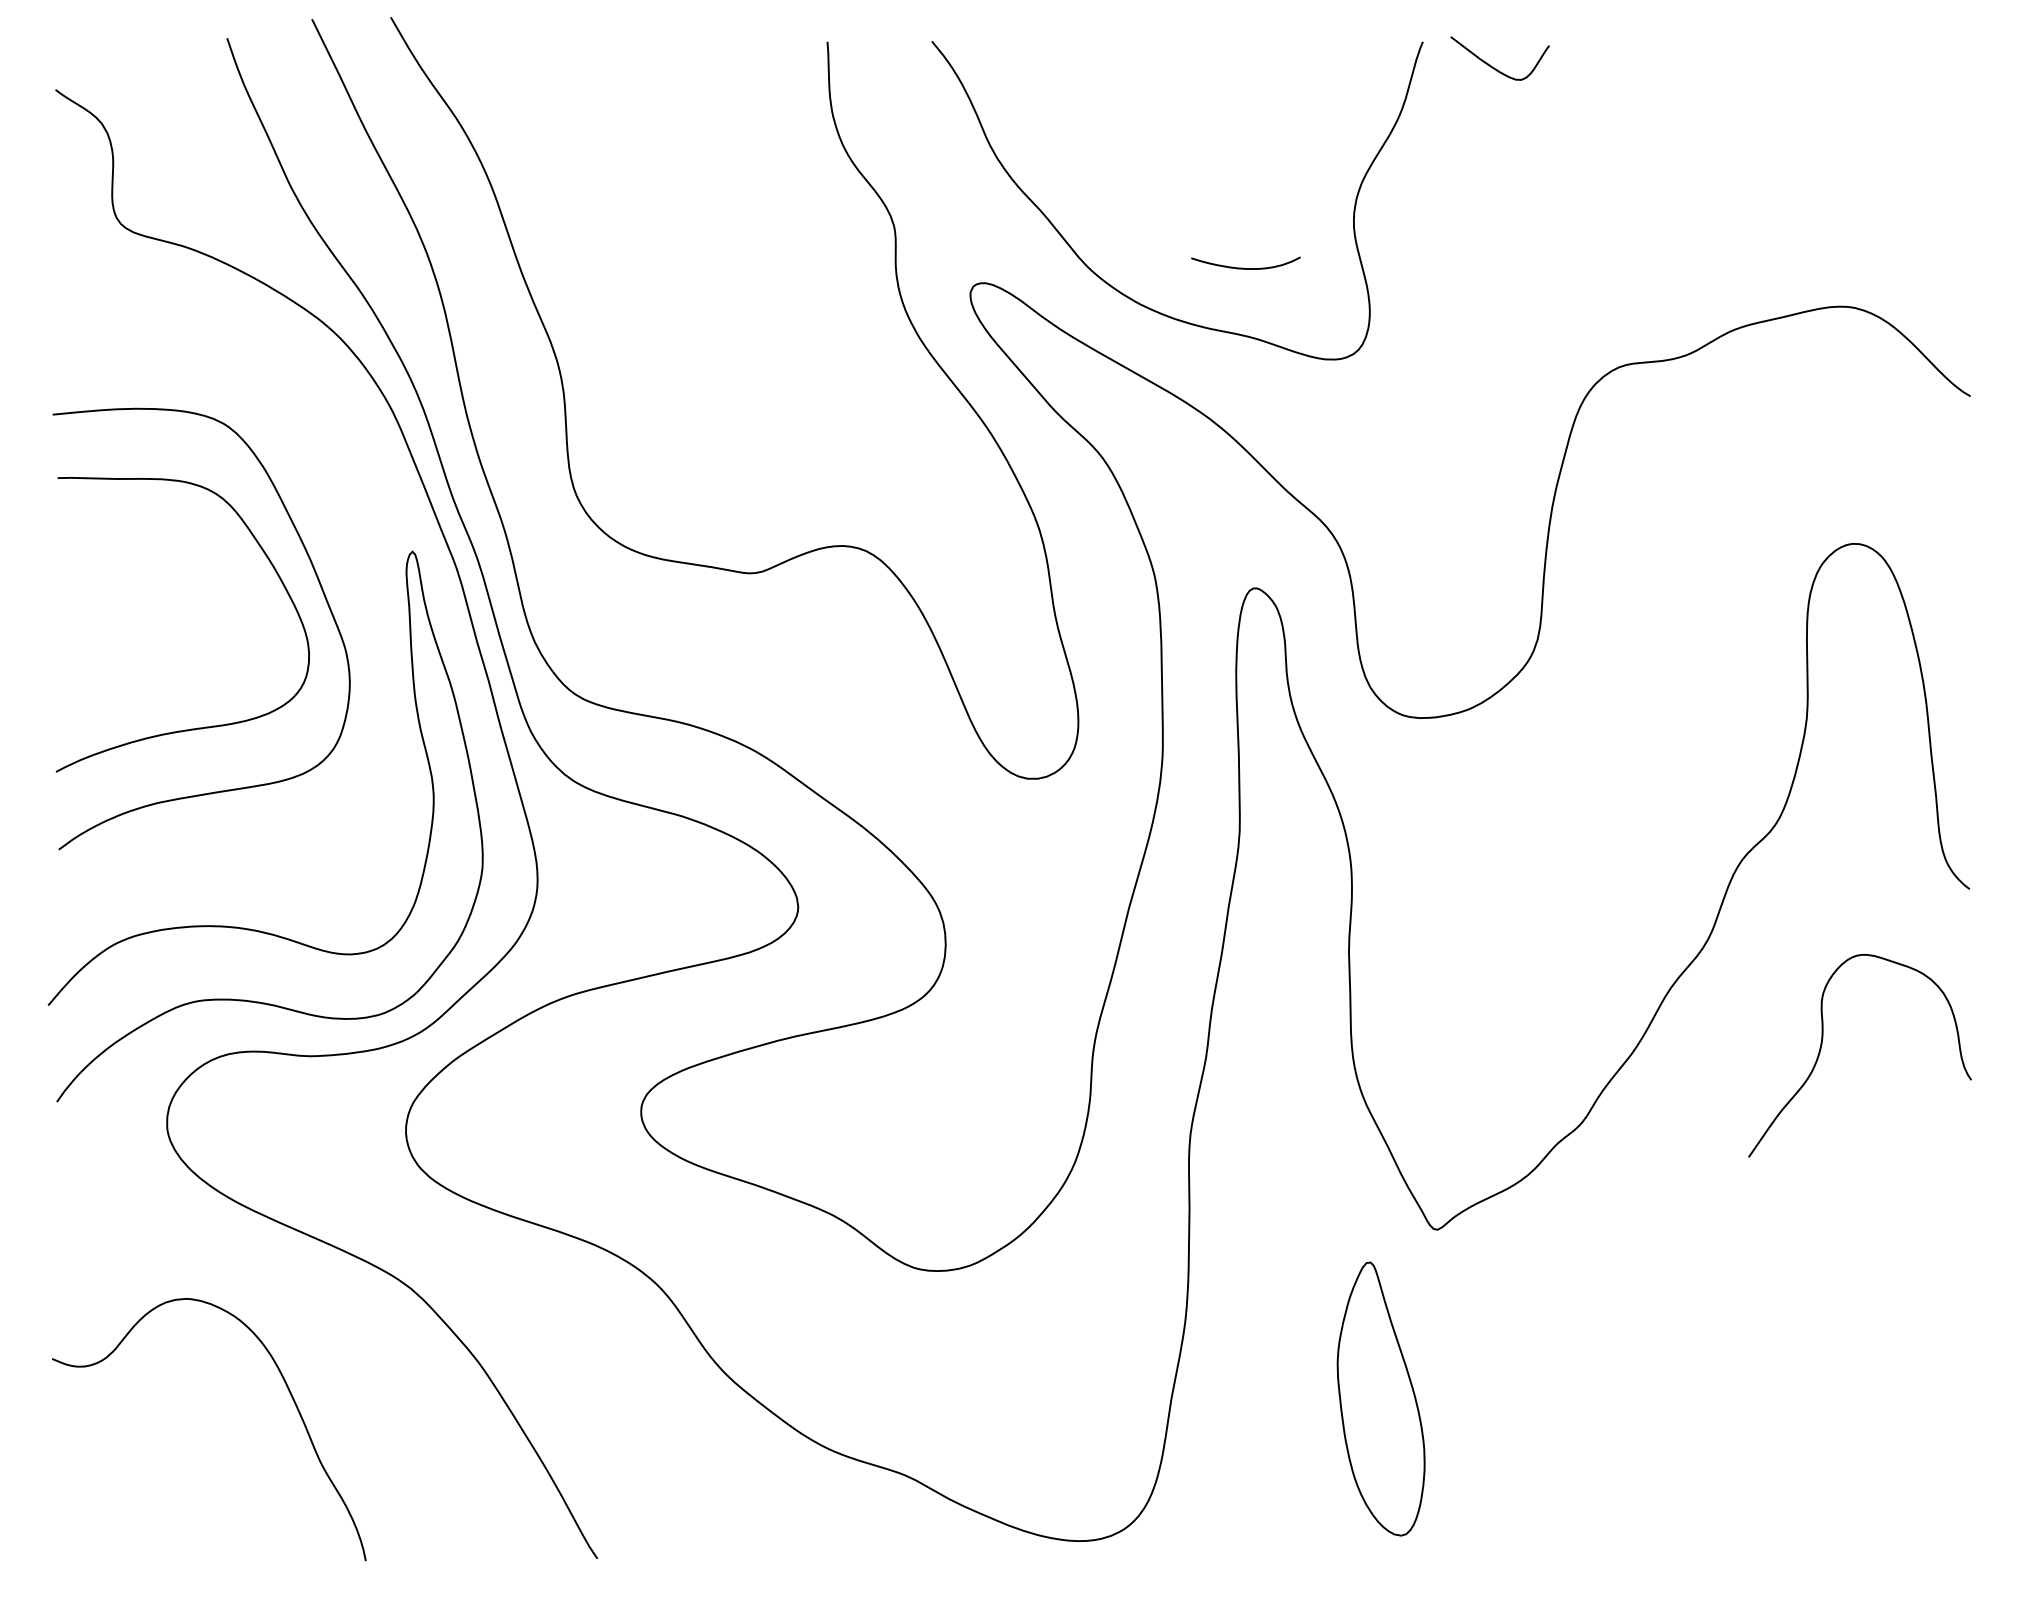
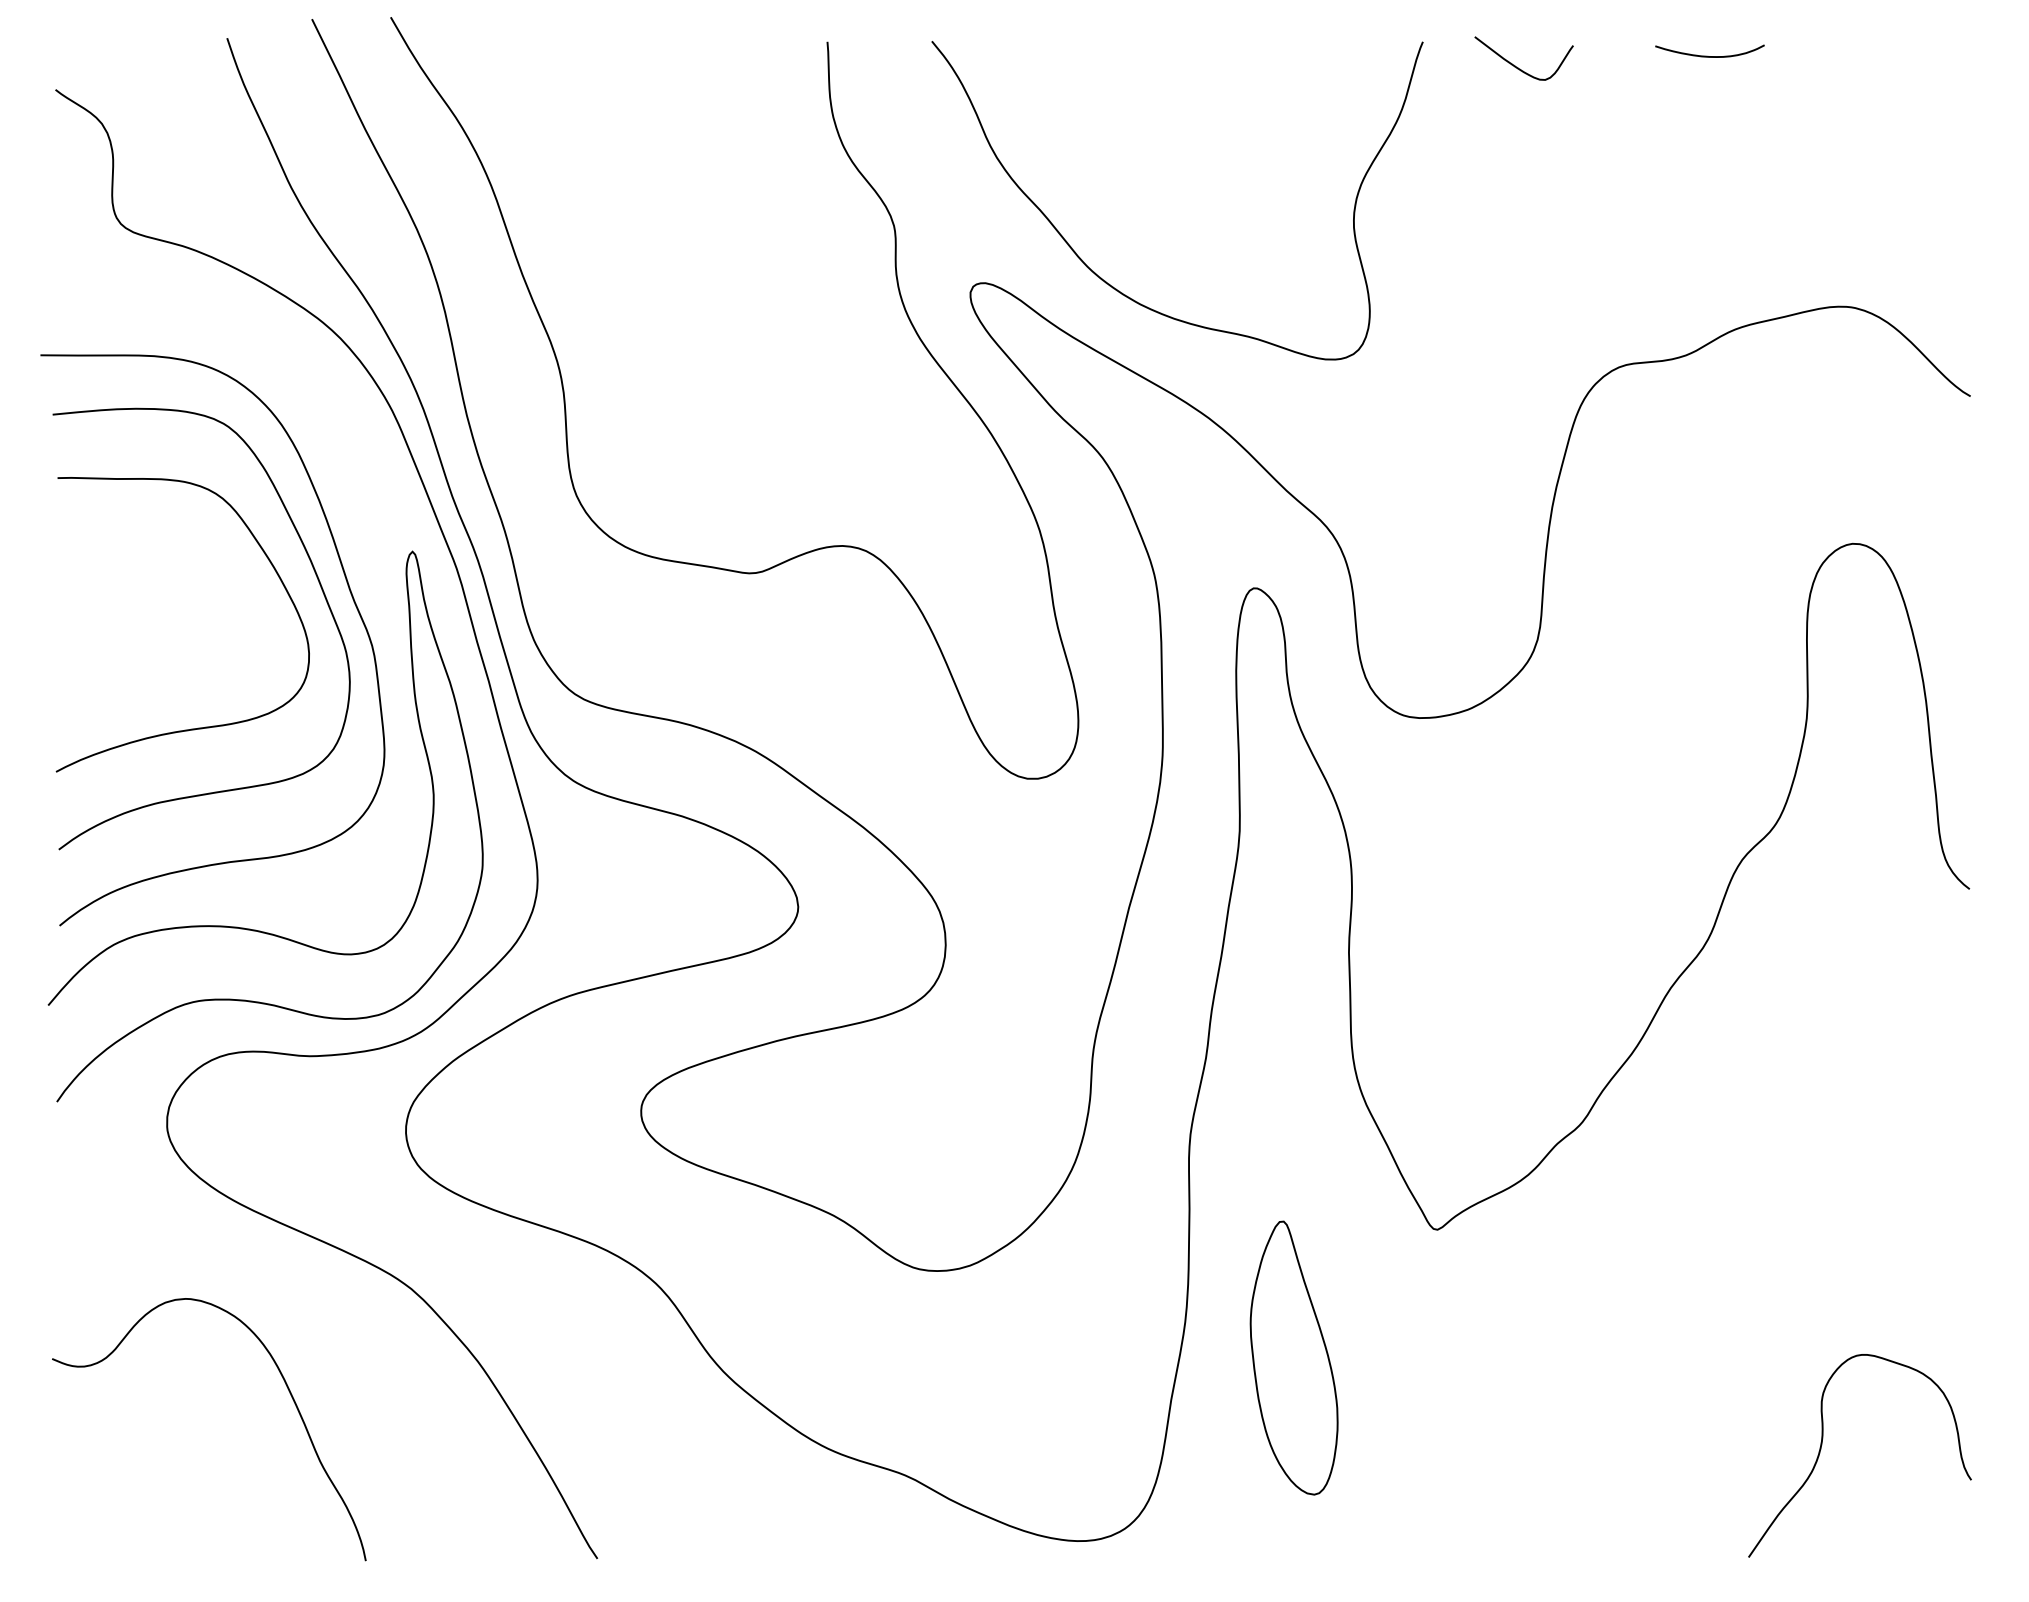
curve position: (1494, 67) -> (1518, 67) (1518, 67)
curve position: (1243, 267) -> (1707, 55) (1707, 55)
curve: none -> present (350, 594)
curve position: (1822, 1045) -> (1822, 1445) (1822, 1445)
part position: (1380, 1398) -> (1293, 1357) (1293, 1357)
